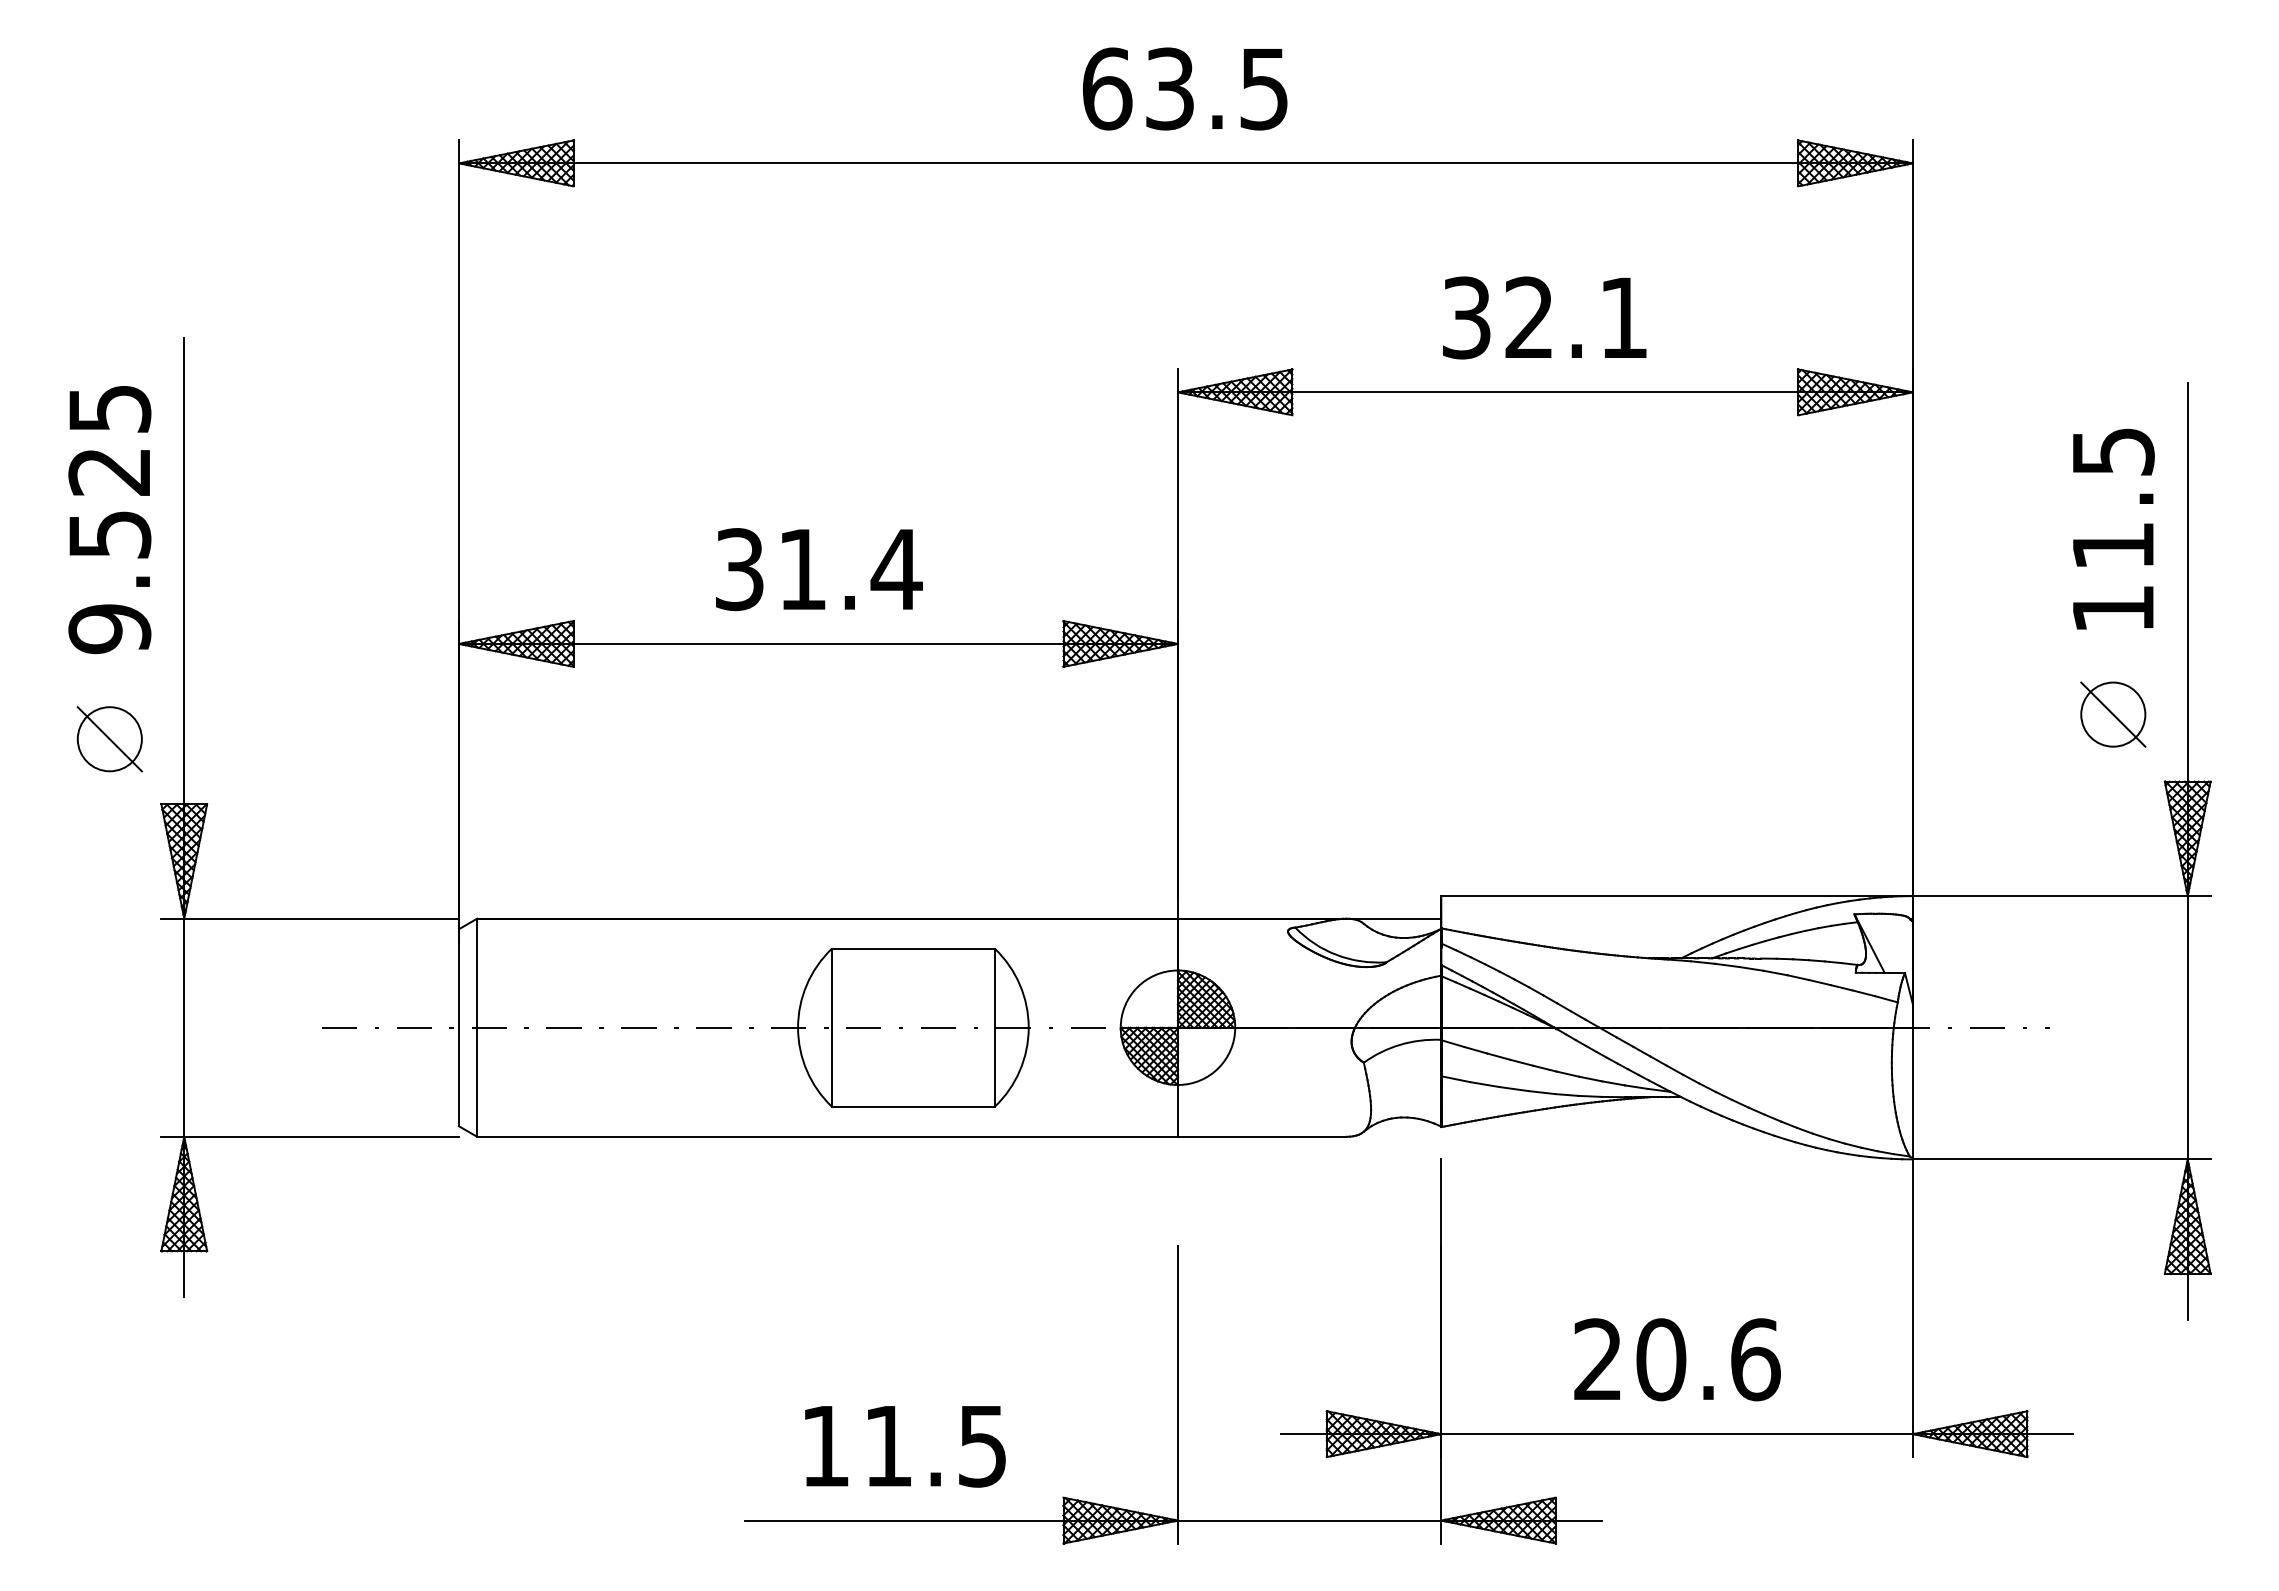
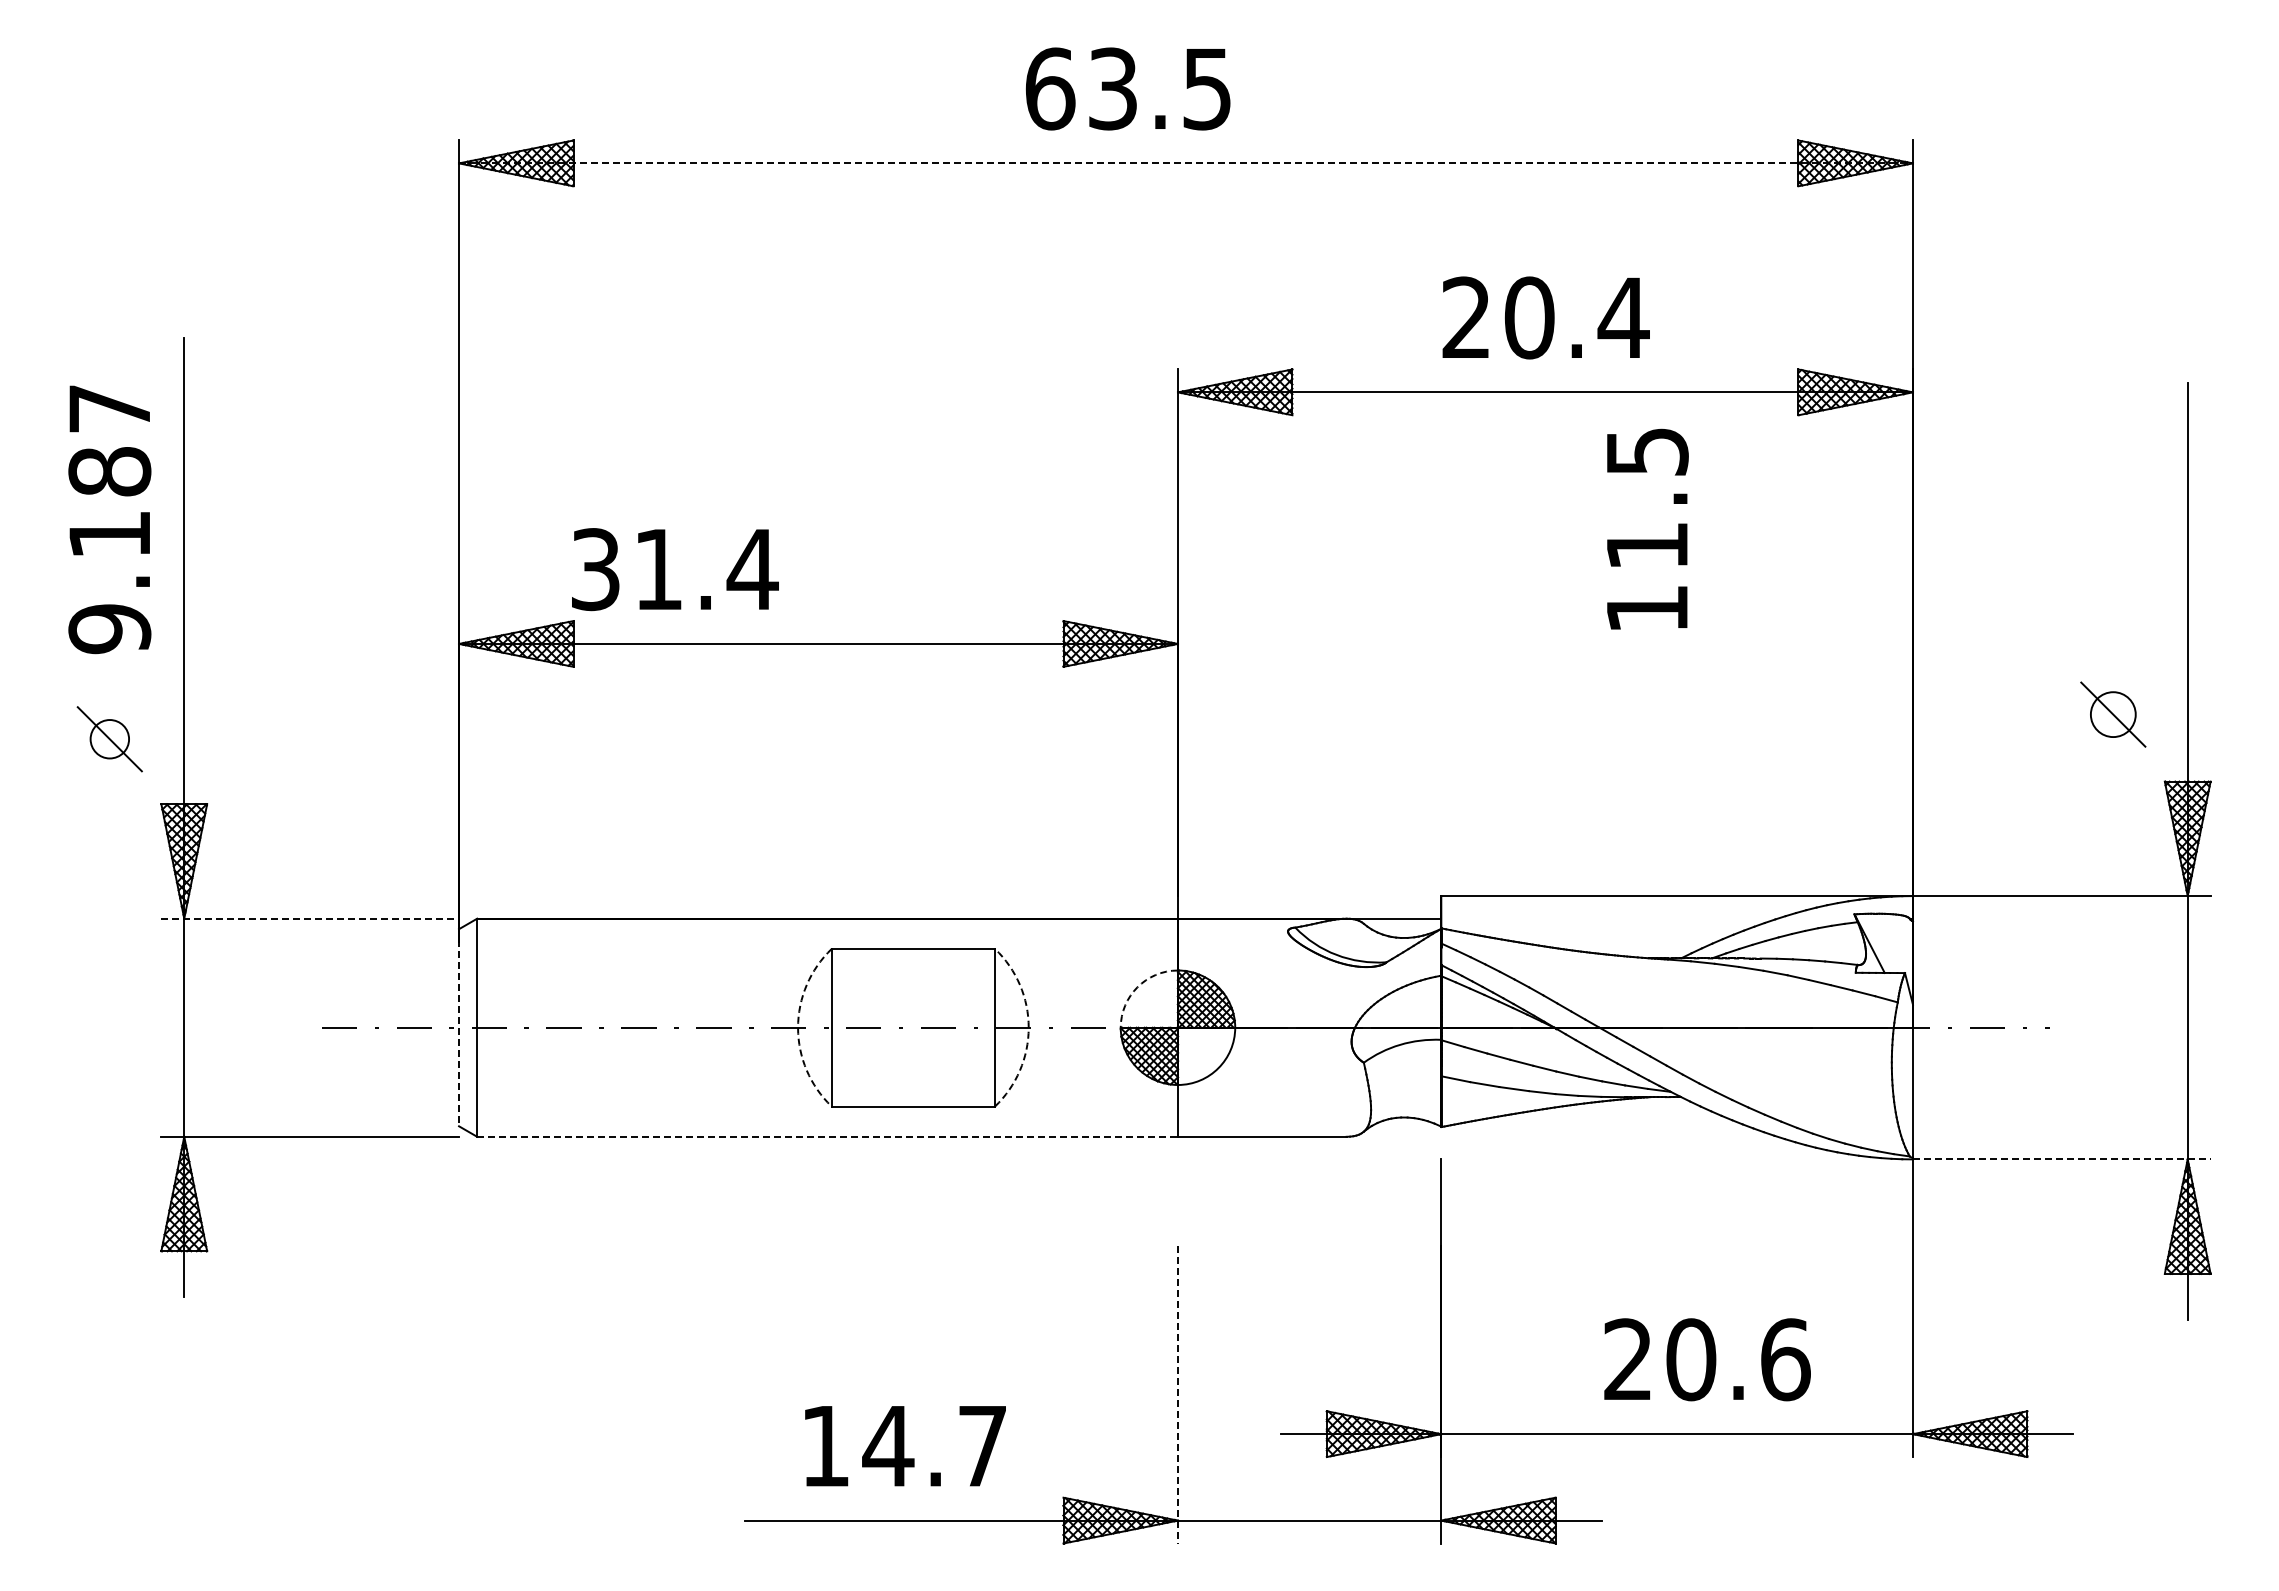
text position: (1184, 88) -> (1127, 88) (1127, 88)
line: solid -> dashed (1186, 163)
text: 32.1 -> 20.4 (1545, 317)
text: 9.525 -> 9.187 (109, 471)
text position: (2113, 528) -> (1647, 528) (1647, 528)
text position: (819, 569) -> (675, 569) (675, 569)
circle diameter: 64 px -> 45 px (2112, 714)
circle diameter: 64 px -> 38 px (109, 739)
line: solid -> dashed (310, 918)
arc: solid -> dashed (1137, 987)
line: solid -> dashed (459, 1027)
arc: solid -> dashed (798, 1027)
arc: solid -> dashed (1028, 1027)
line: solid -> dashed (828, 1136)
line: solid -> dashed (2061, 1159)
text position: (1677, 1359) -> (1707, 1359) (1707, 1359)
line: solid -> dashed (1177, 1394)
text: 11.5 -> 14.7 (933, 1446)
